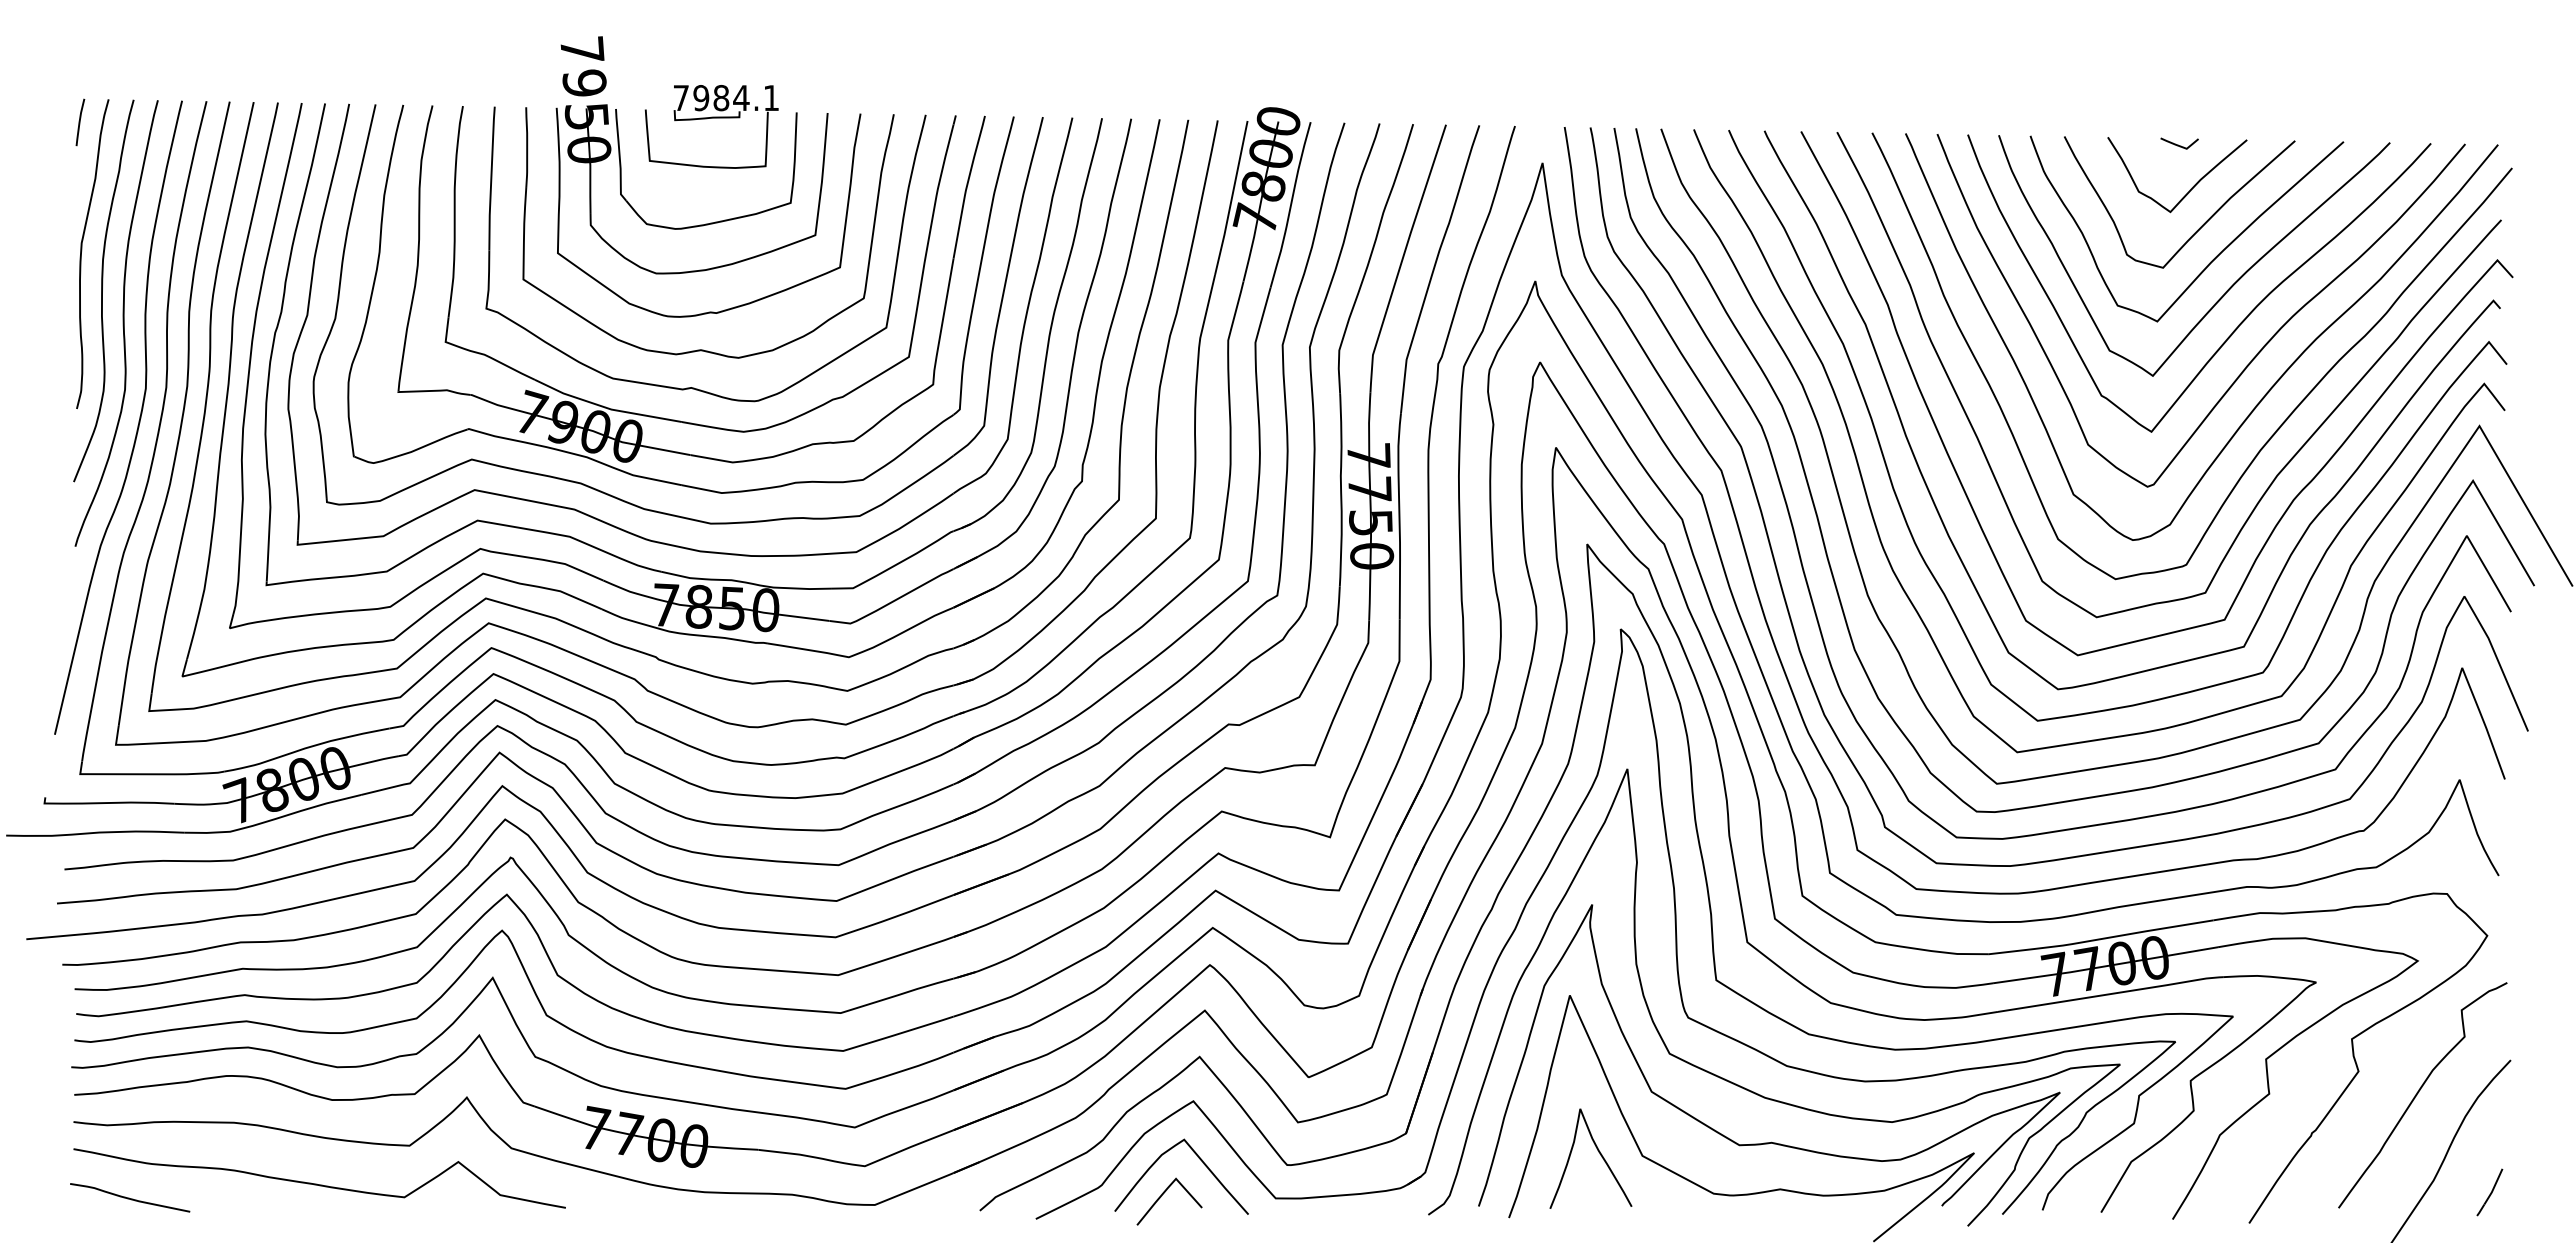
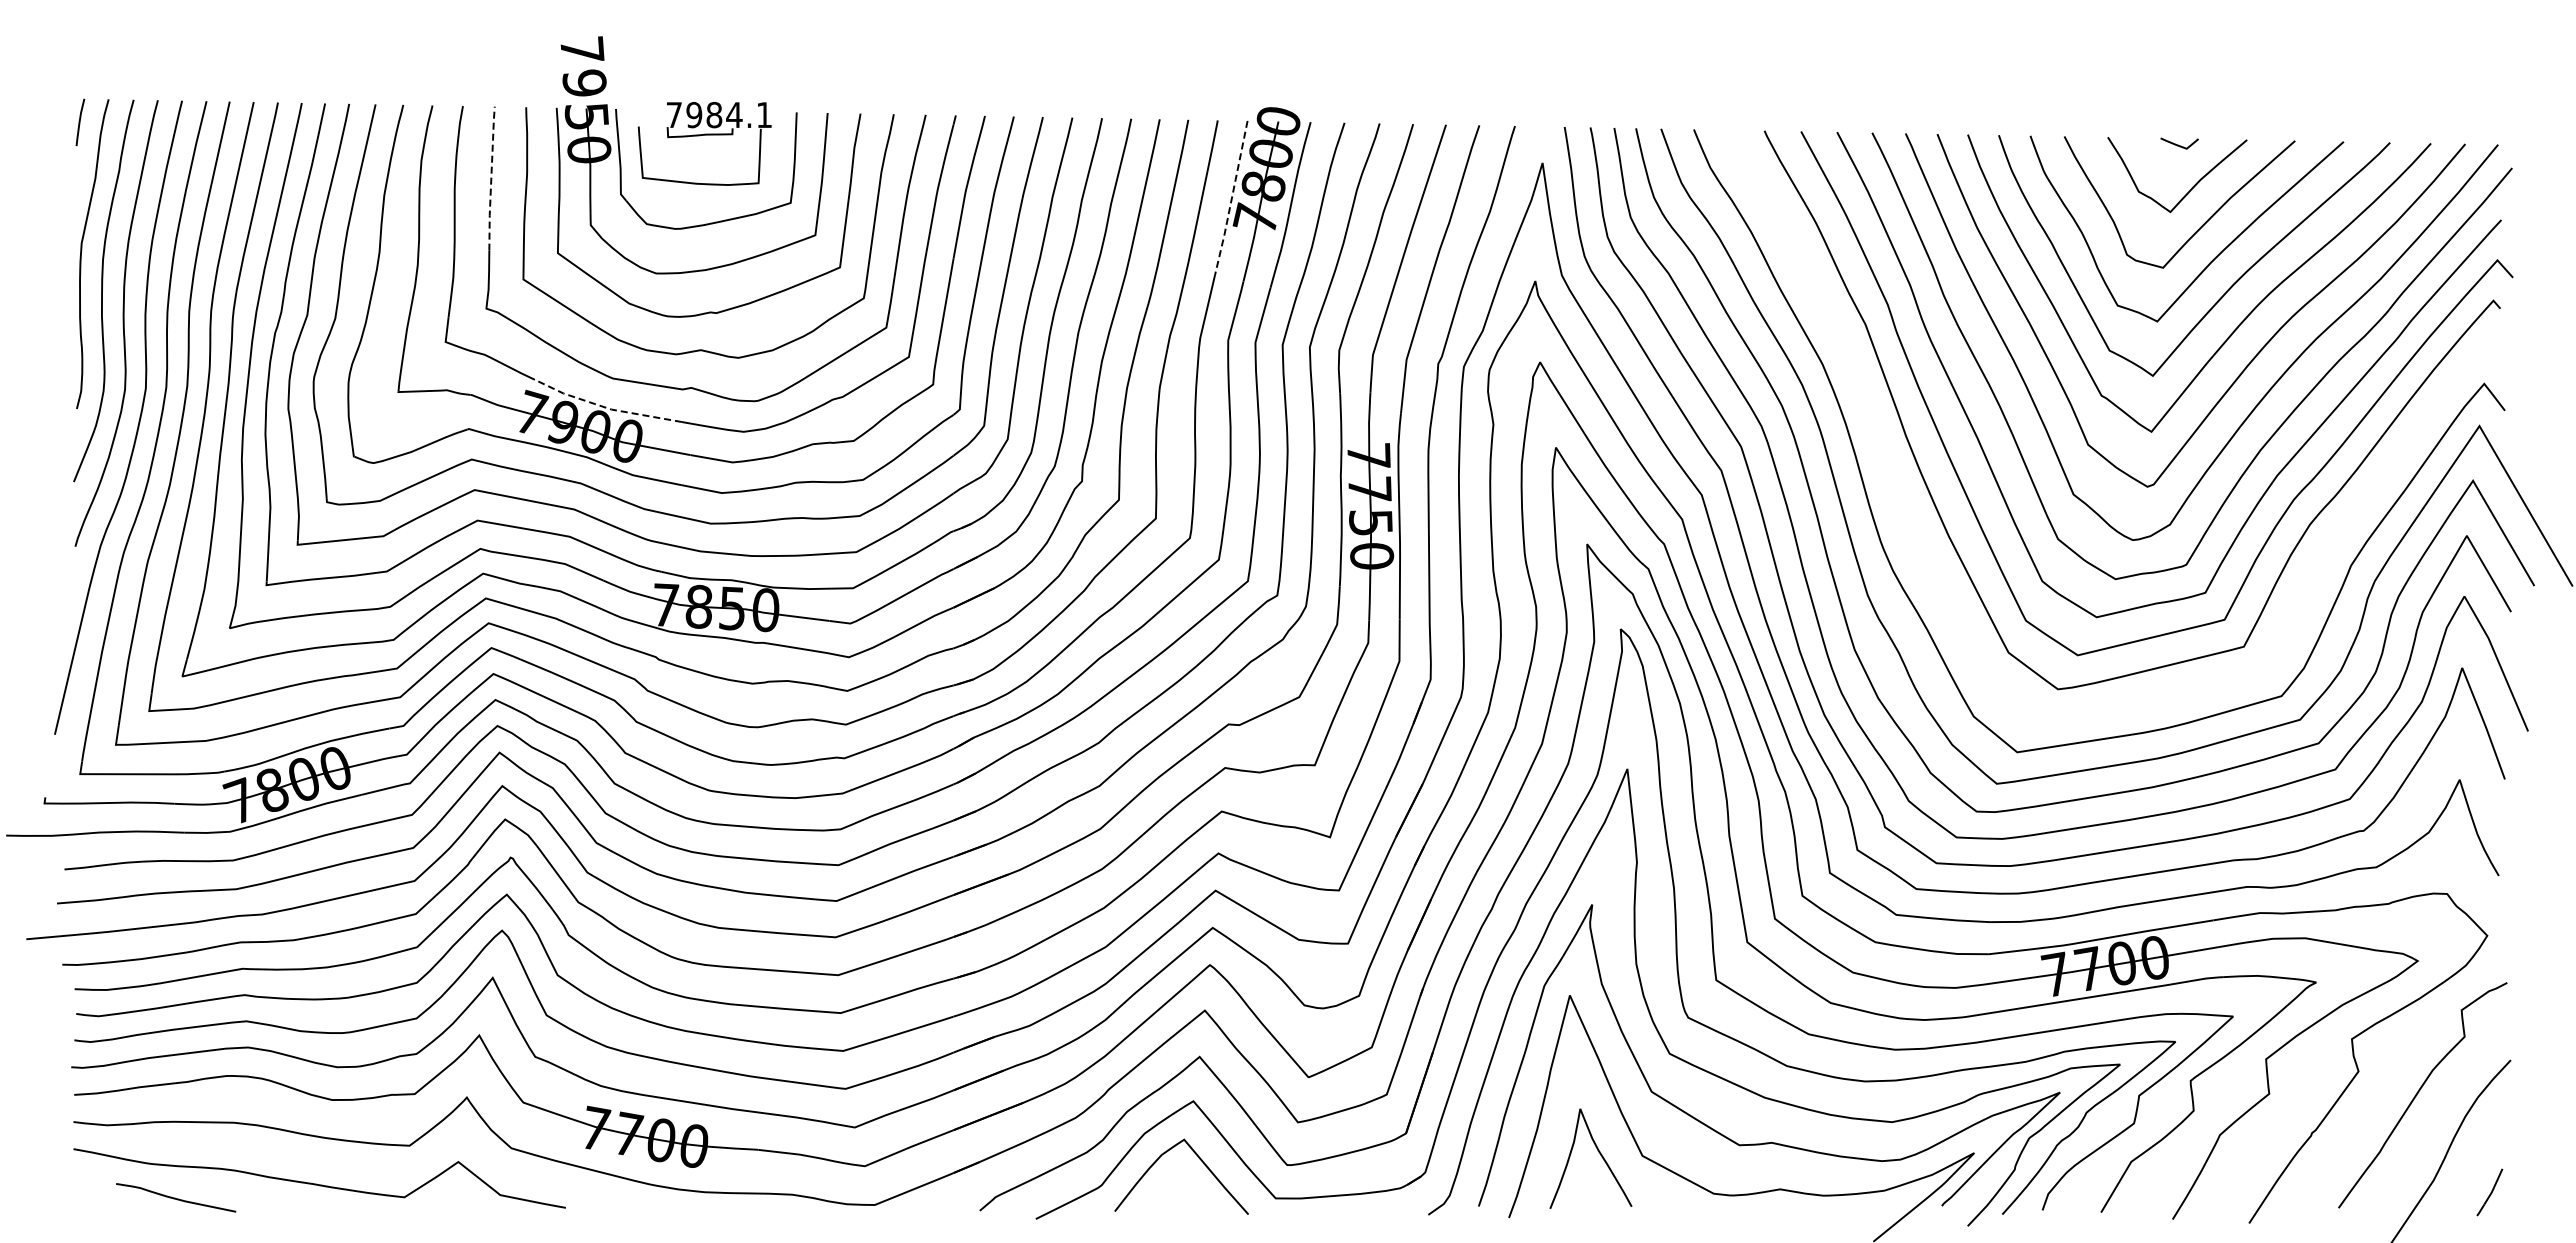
part position: (711, 118) -> (704, 135) (704, 135)
line: solid -> dashed (491, 178)
line: solid -> dashed (1231, 198)
line: solid -> dashed (605, 407)
curve: present -> none (1903, 511)
curve position: (129, 1197) -> (175, 1197) (175, 1197)
curve: present -> none (1161, 1197)
